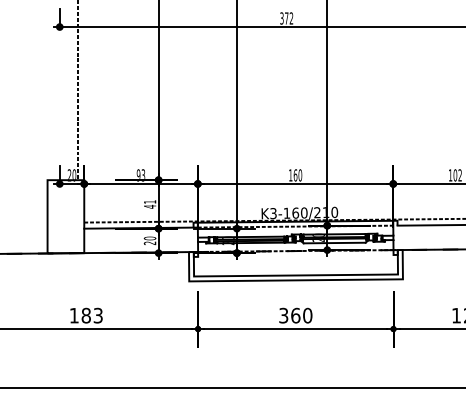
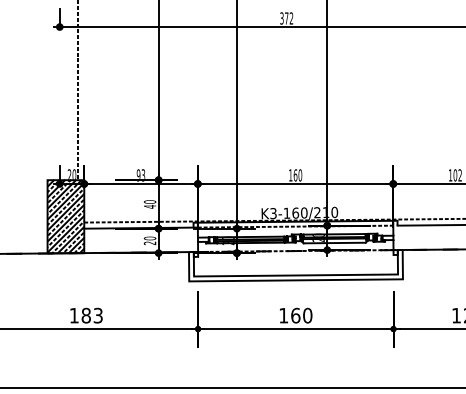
text: 41 -> 40 (150, 201)
hatch: none -> present (65, 216)
text: 360 -> 160 (283, 315)
